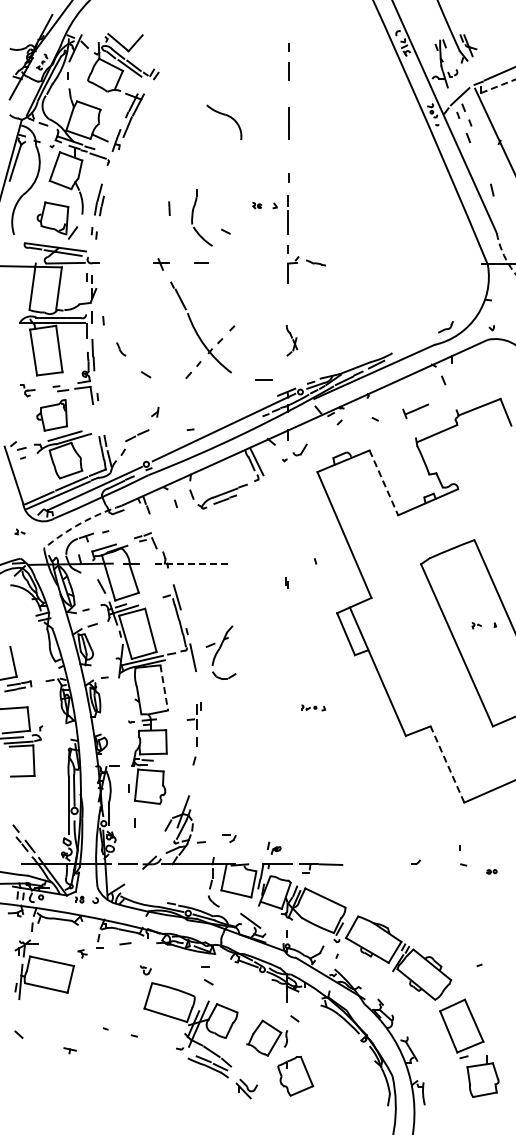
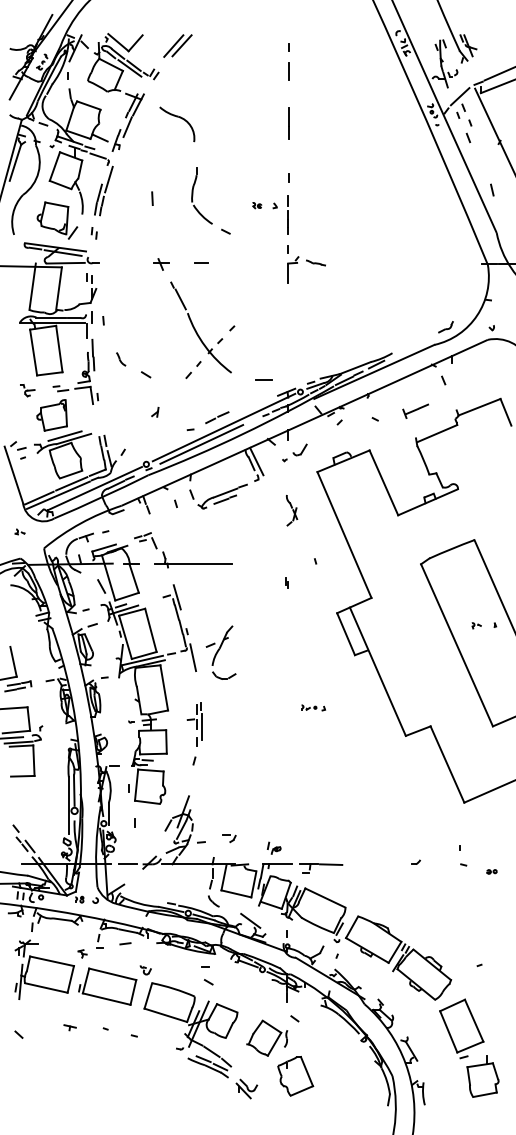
part: none -> present (177, 45)
line: dashed -> solid (498, 86)
part position: (226, 116) -> (179, 118) (179, 118)
line: none -> present (108, 179)
line position: (169, 208) -> (152, 198) (152, 198)
part position: (193, 217) -> (193, 195) (193, 195)
arc: dashed -> solid (503, 254)
part position: (291, 340) -> (291, 510) (291, 510)
part position: (121, 349) -> (121, 359) (121, 359)
line position: (137, 435) -> (217, 417) (217, 417)
line: none -> present (201, 444)
line: dashed -> solid (384, 483)
arc: dashed -> solid (80, 523)
line: dashed -> solid (193, 563)
line: dashed -> solid (164, 687)
line: none -> present (201, 726)
line: dashed -> solid (447, 764)
part: none -> present (107, 986)
part position: (69, 1050) -> (69, 1027) (69, 1027)
